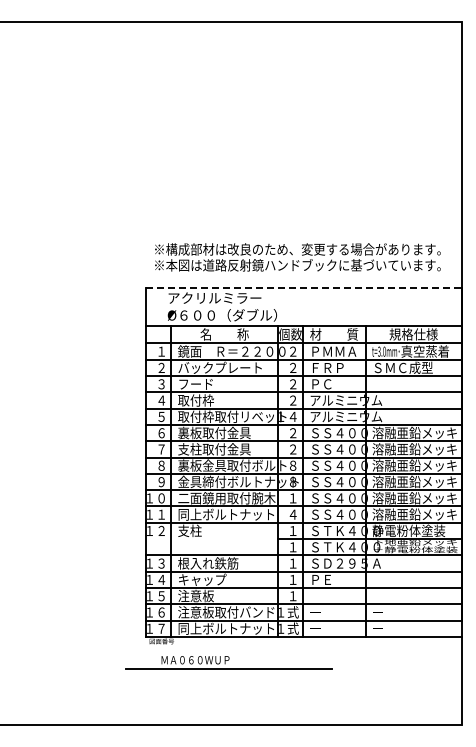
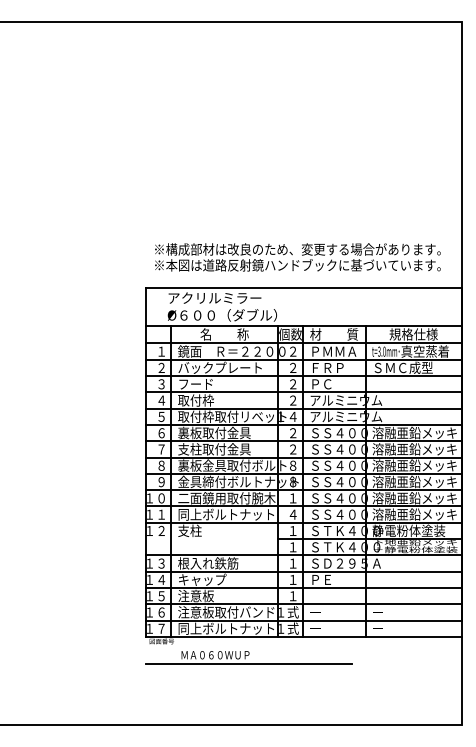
line: dashed -> solid (303, 288)
part position: (228, 662) -> (248, 657) (248, 657)
